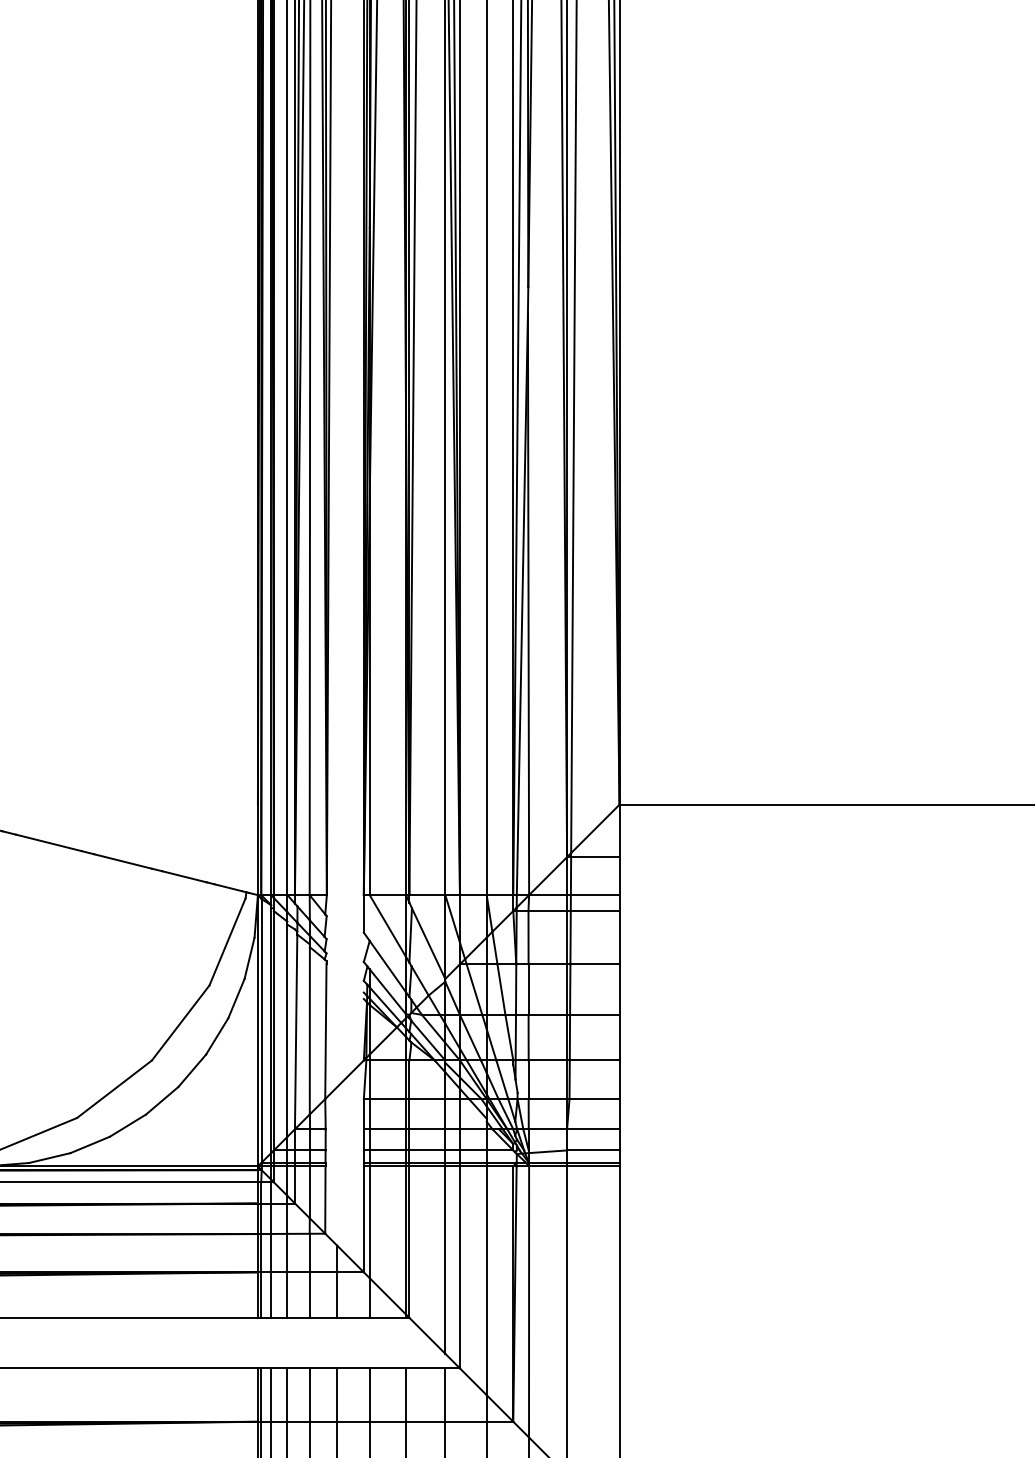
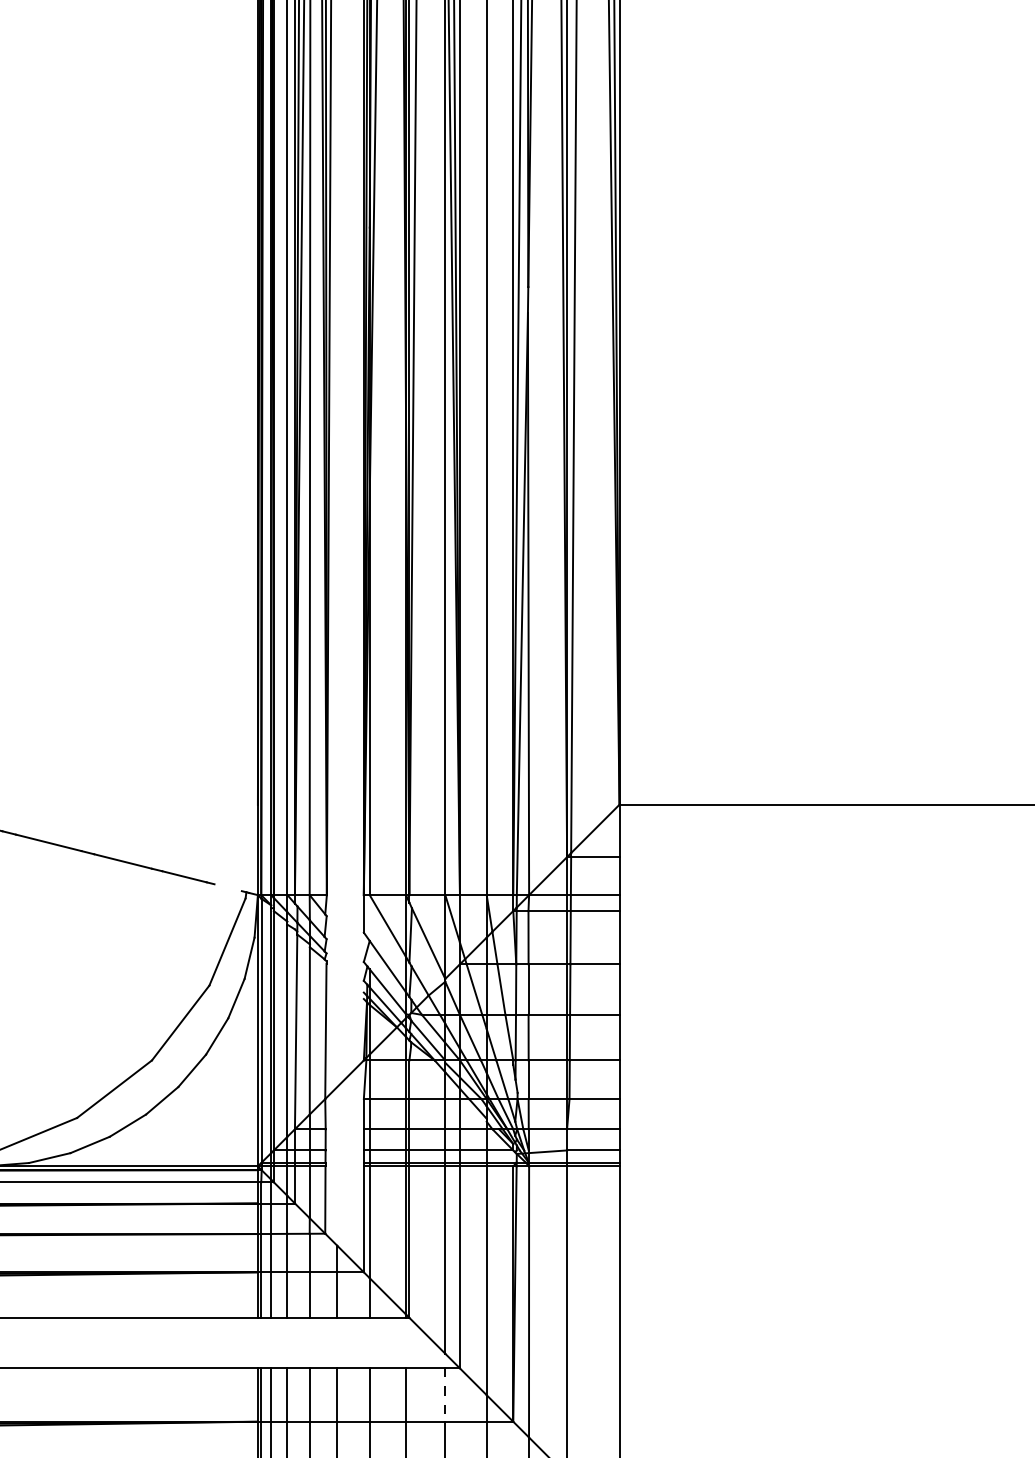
line: present -> none (227, 887)
line: solid -> dashed (445, 1395)
